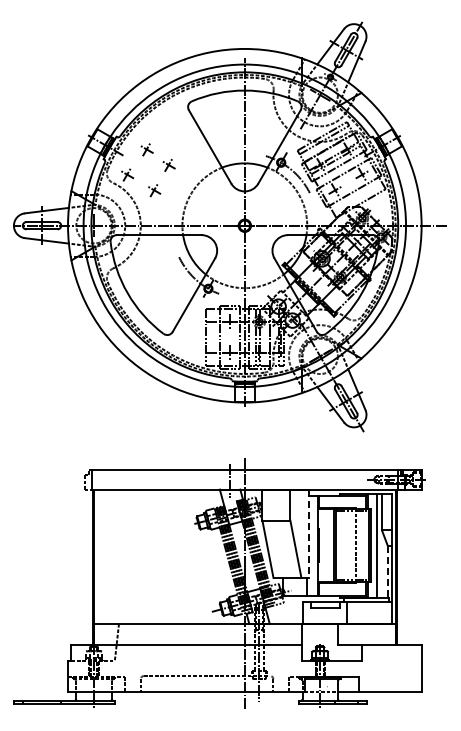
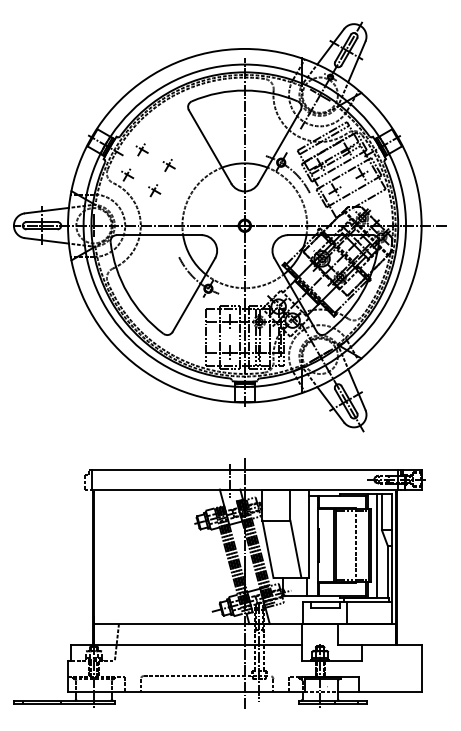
part position: (146, 149) -> (141, 149) (141, 149)
line: dashed -> solid (308, 534)
line: dashed -> solid (387, 572)
